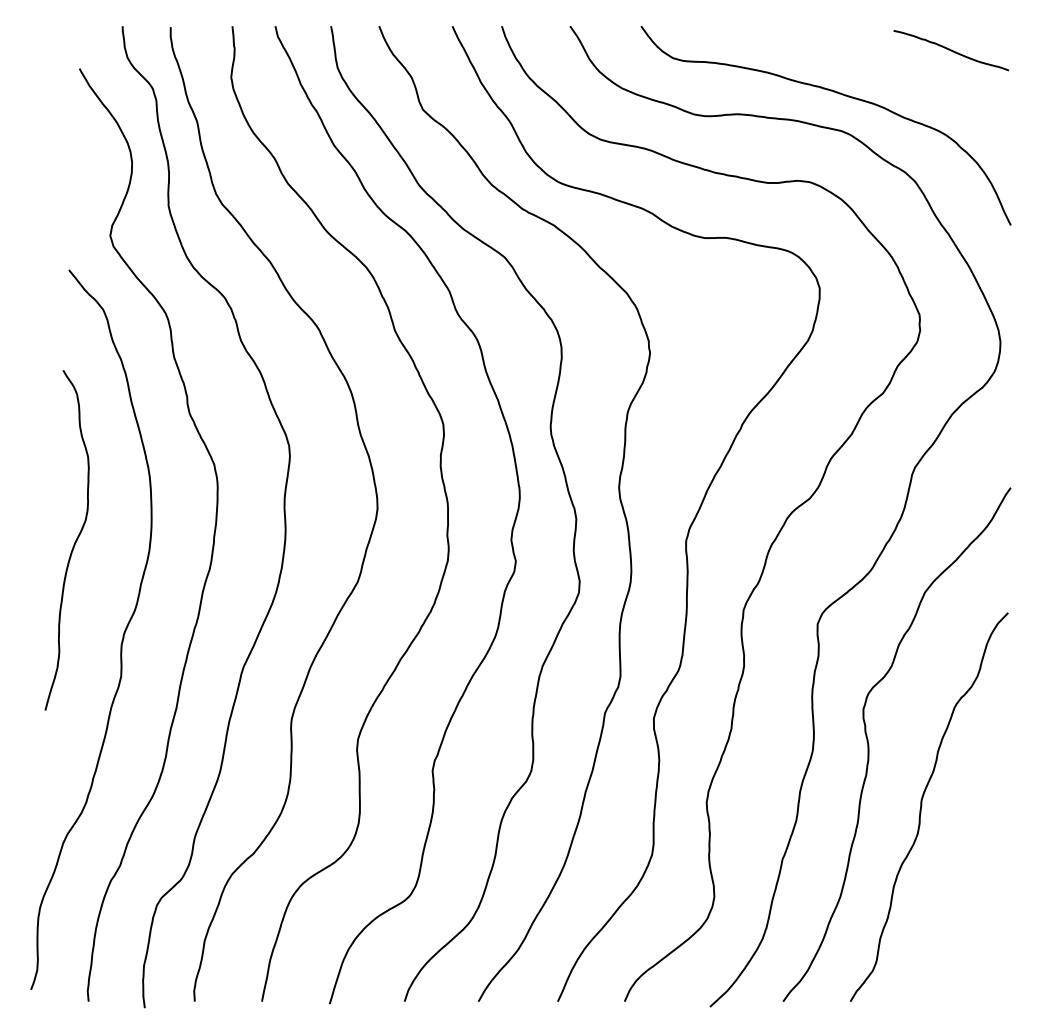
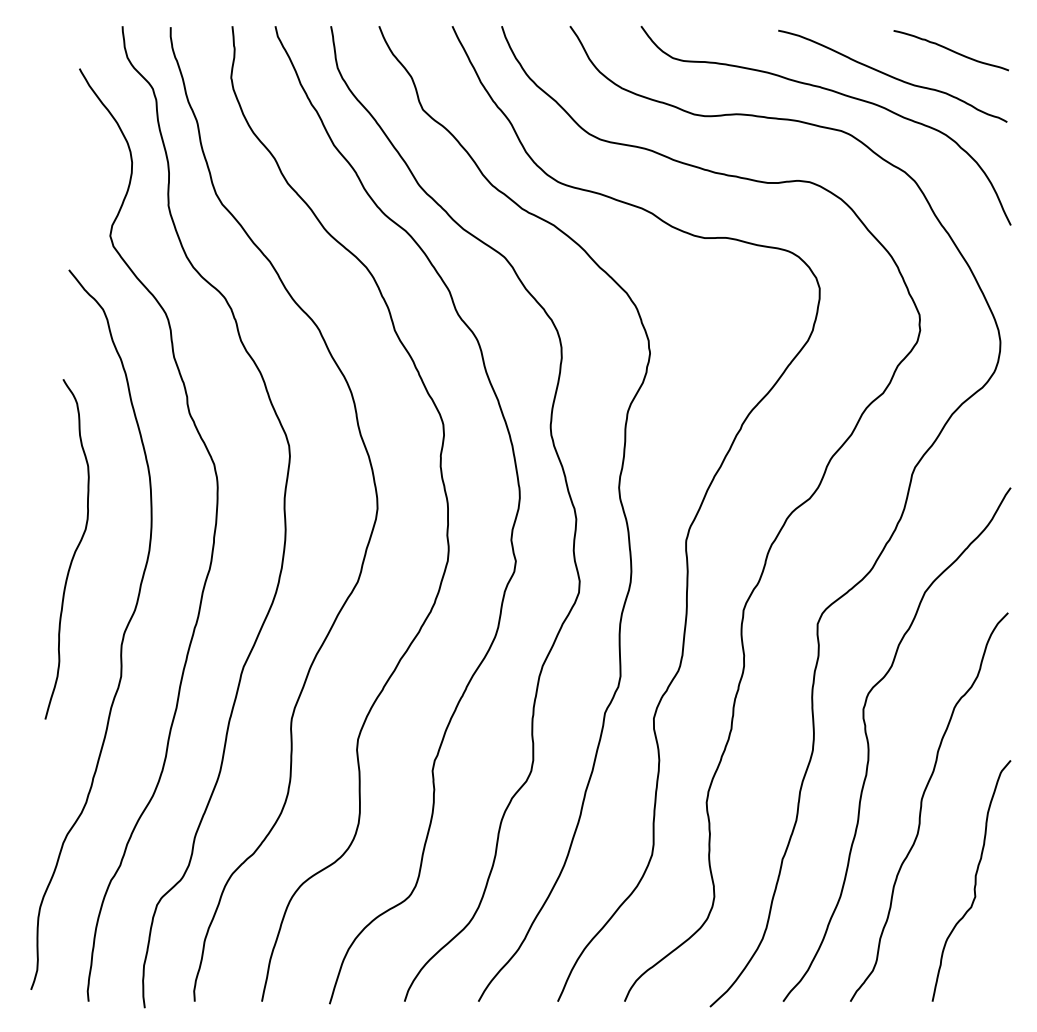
curve: none -> present (891, 75)
curve position: (74, 541) -> (74, 550) (74, 550)
curve: none -> present (974, 880)
